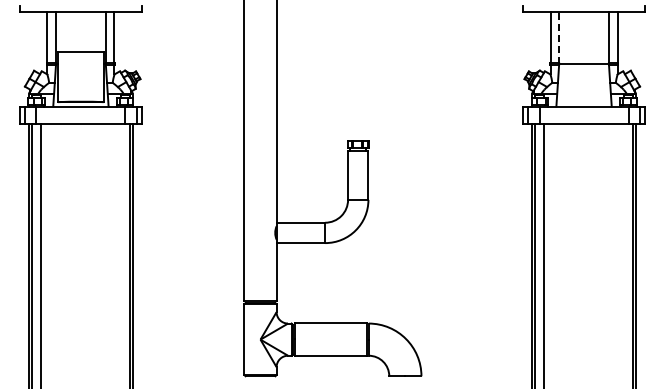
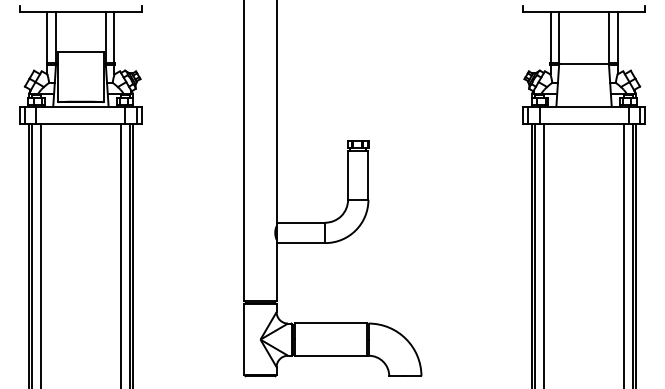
line: dashed -> solid (559, 37)
line: none -> present (121, 254)
line: none -> present (624, 254)
